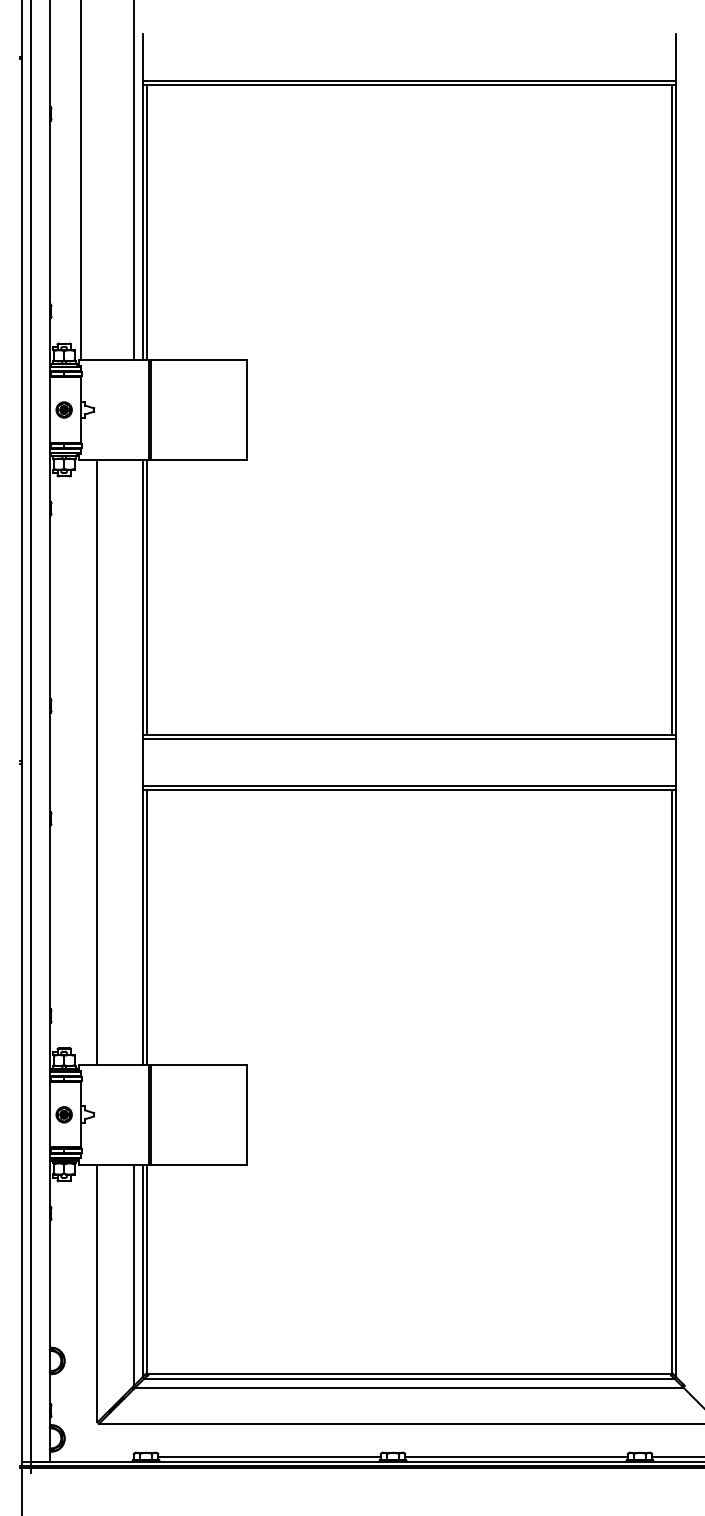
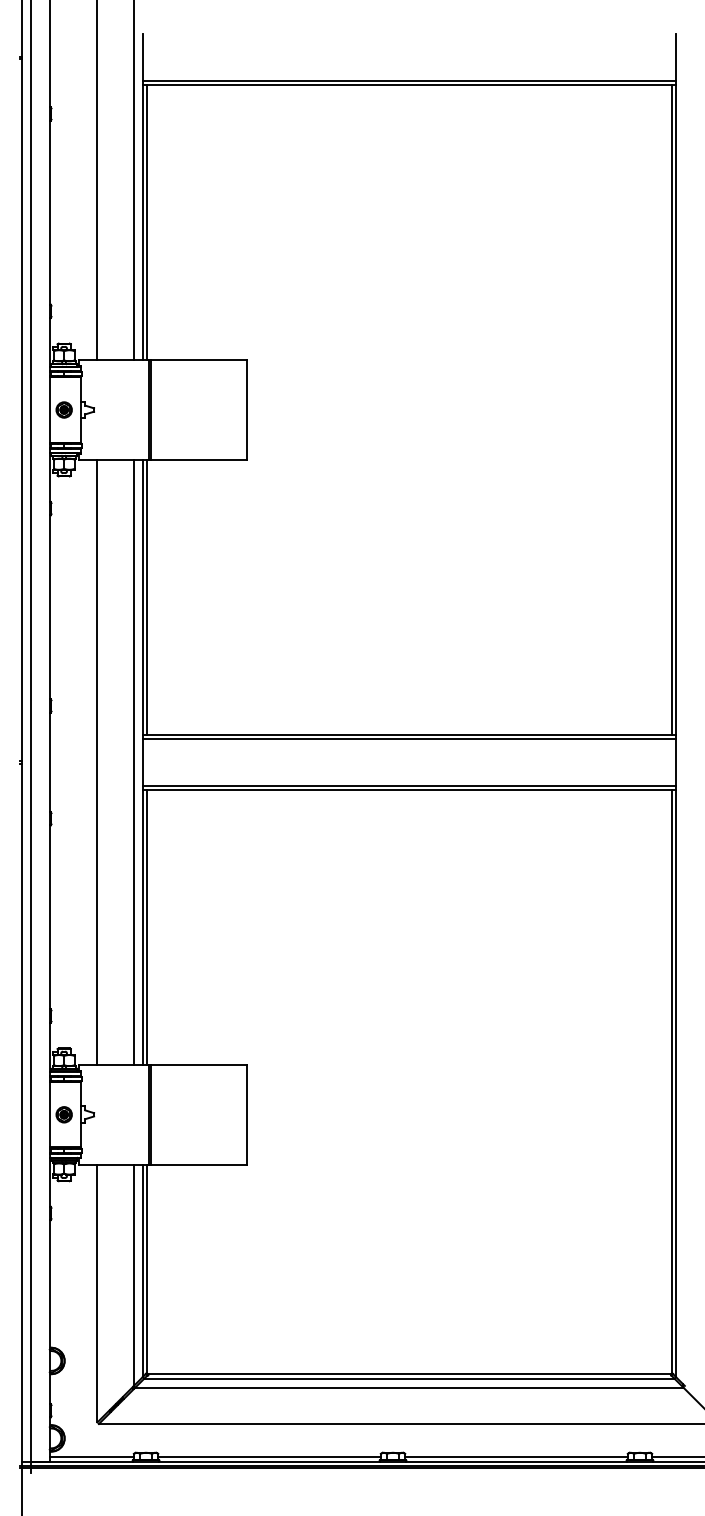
line position: (81, 181) -> (97, 181) (97, 181)
line: none -> present (133, 762)
line: none -> present (91, 1457)
